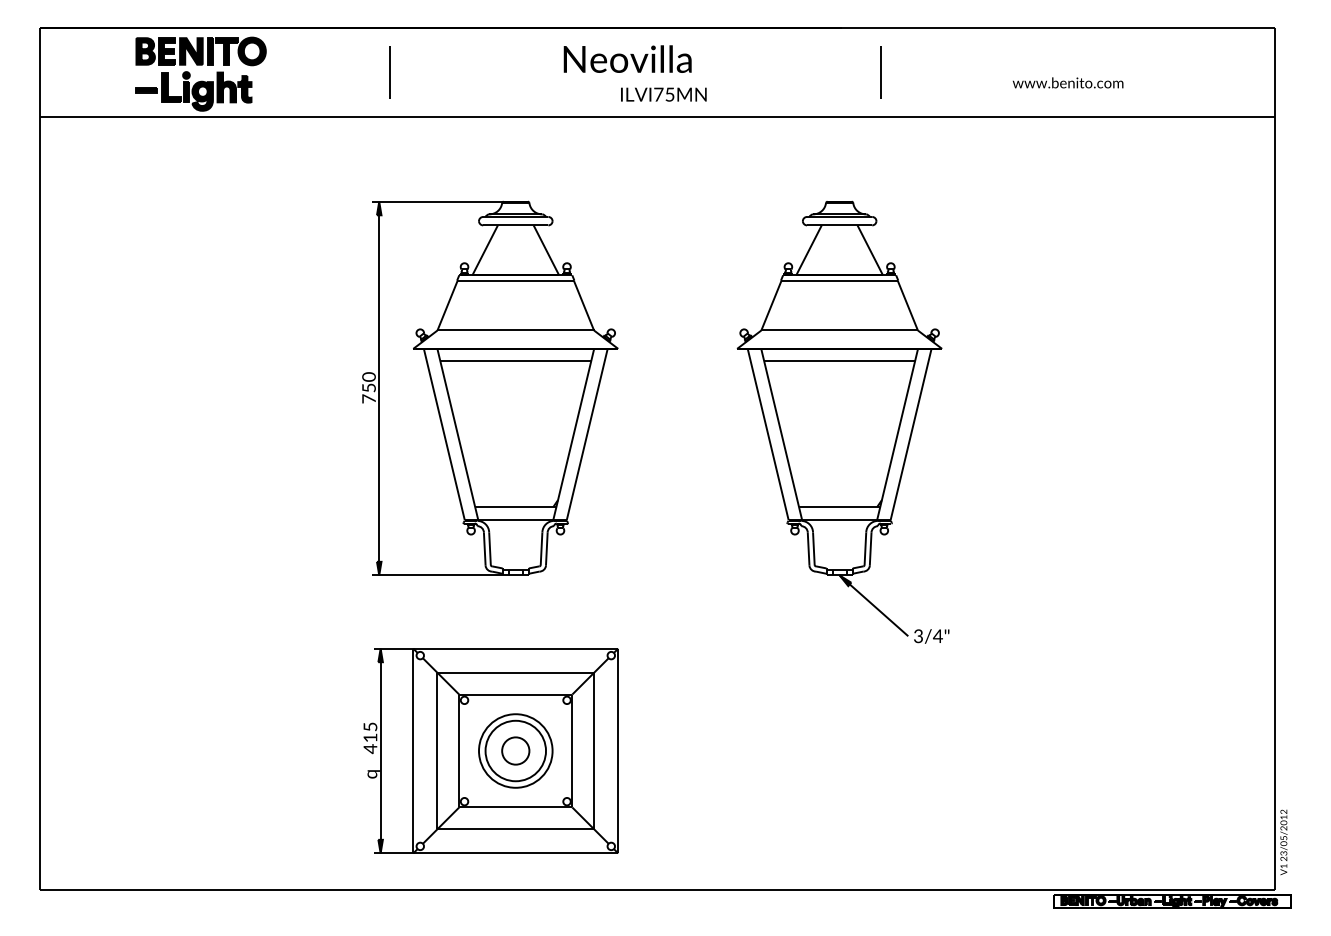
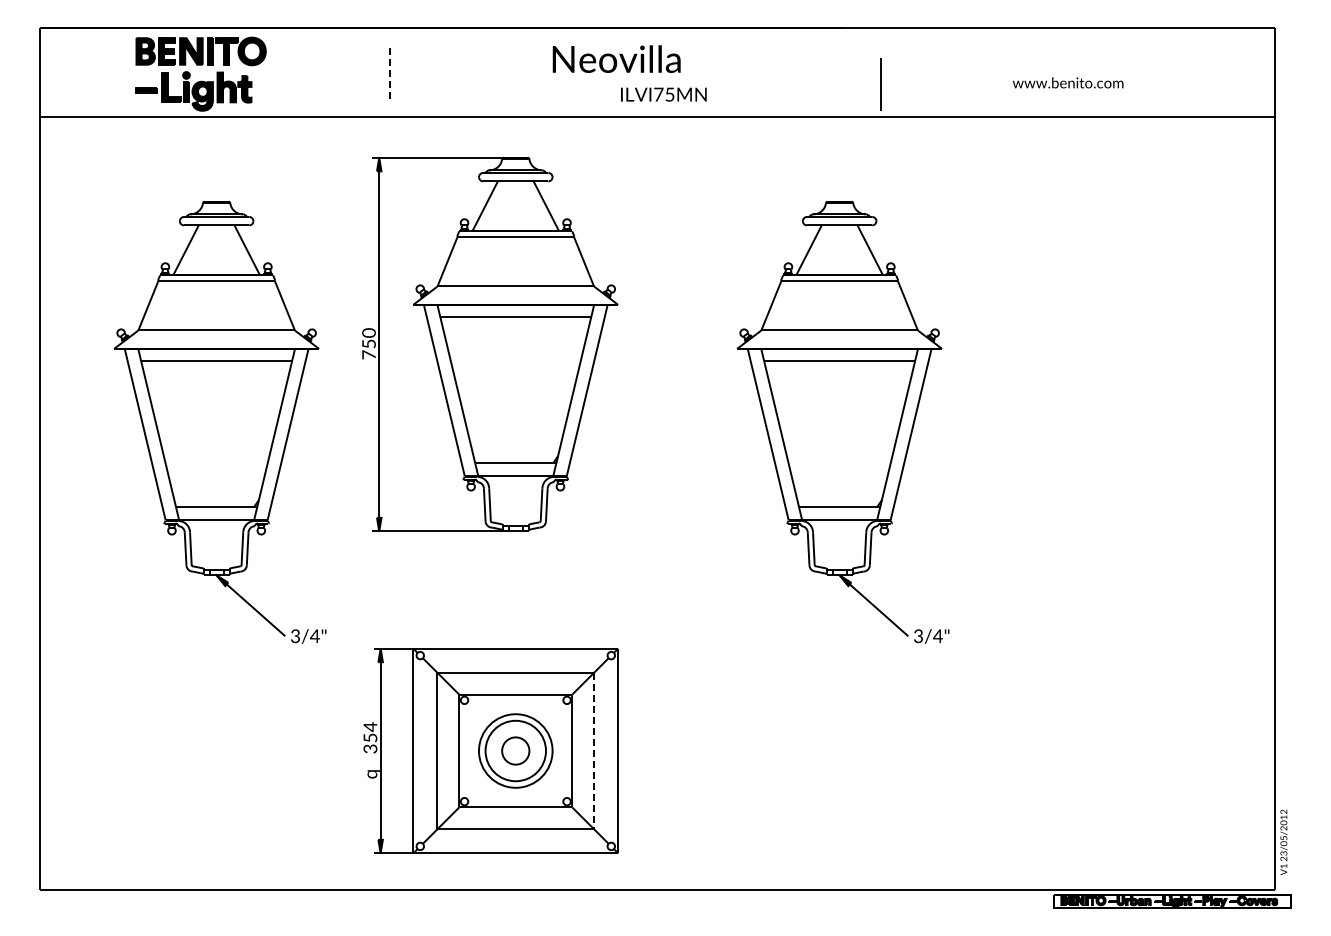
text position: (627, 58) -> (616, 58) (616, 58)
line: solid -> dashed (390, 72)
line position: (880, 72) -> (880, 84) (880, 84)
part position: (490, 387) -> (490, 343) (490, 343)
part: none -> present (219, 421)
text: 415 -> 354 (370, 738)
line: solid -> dashed (594, 751)
